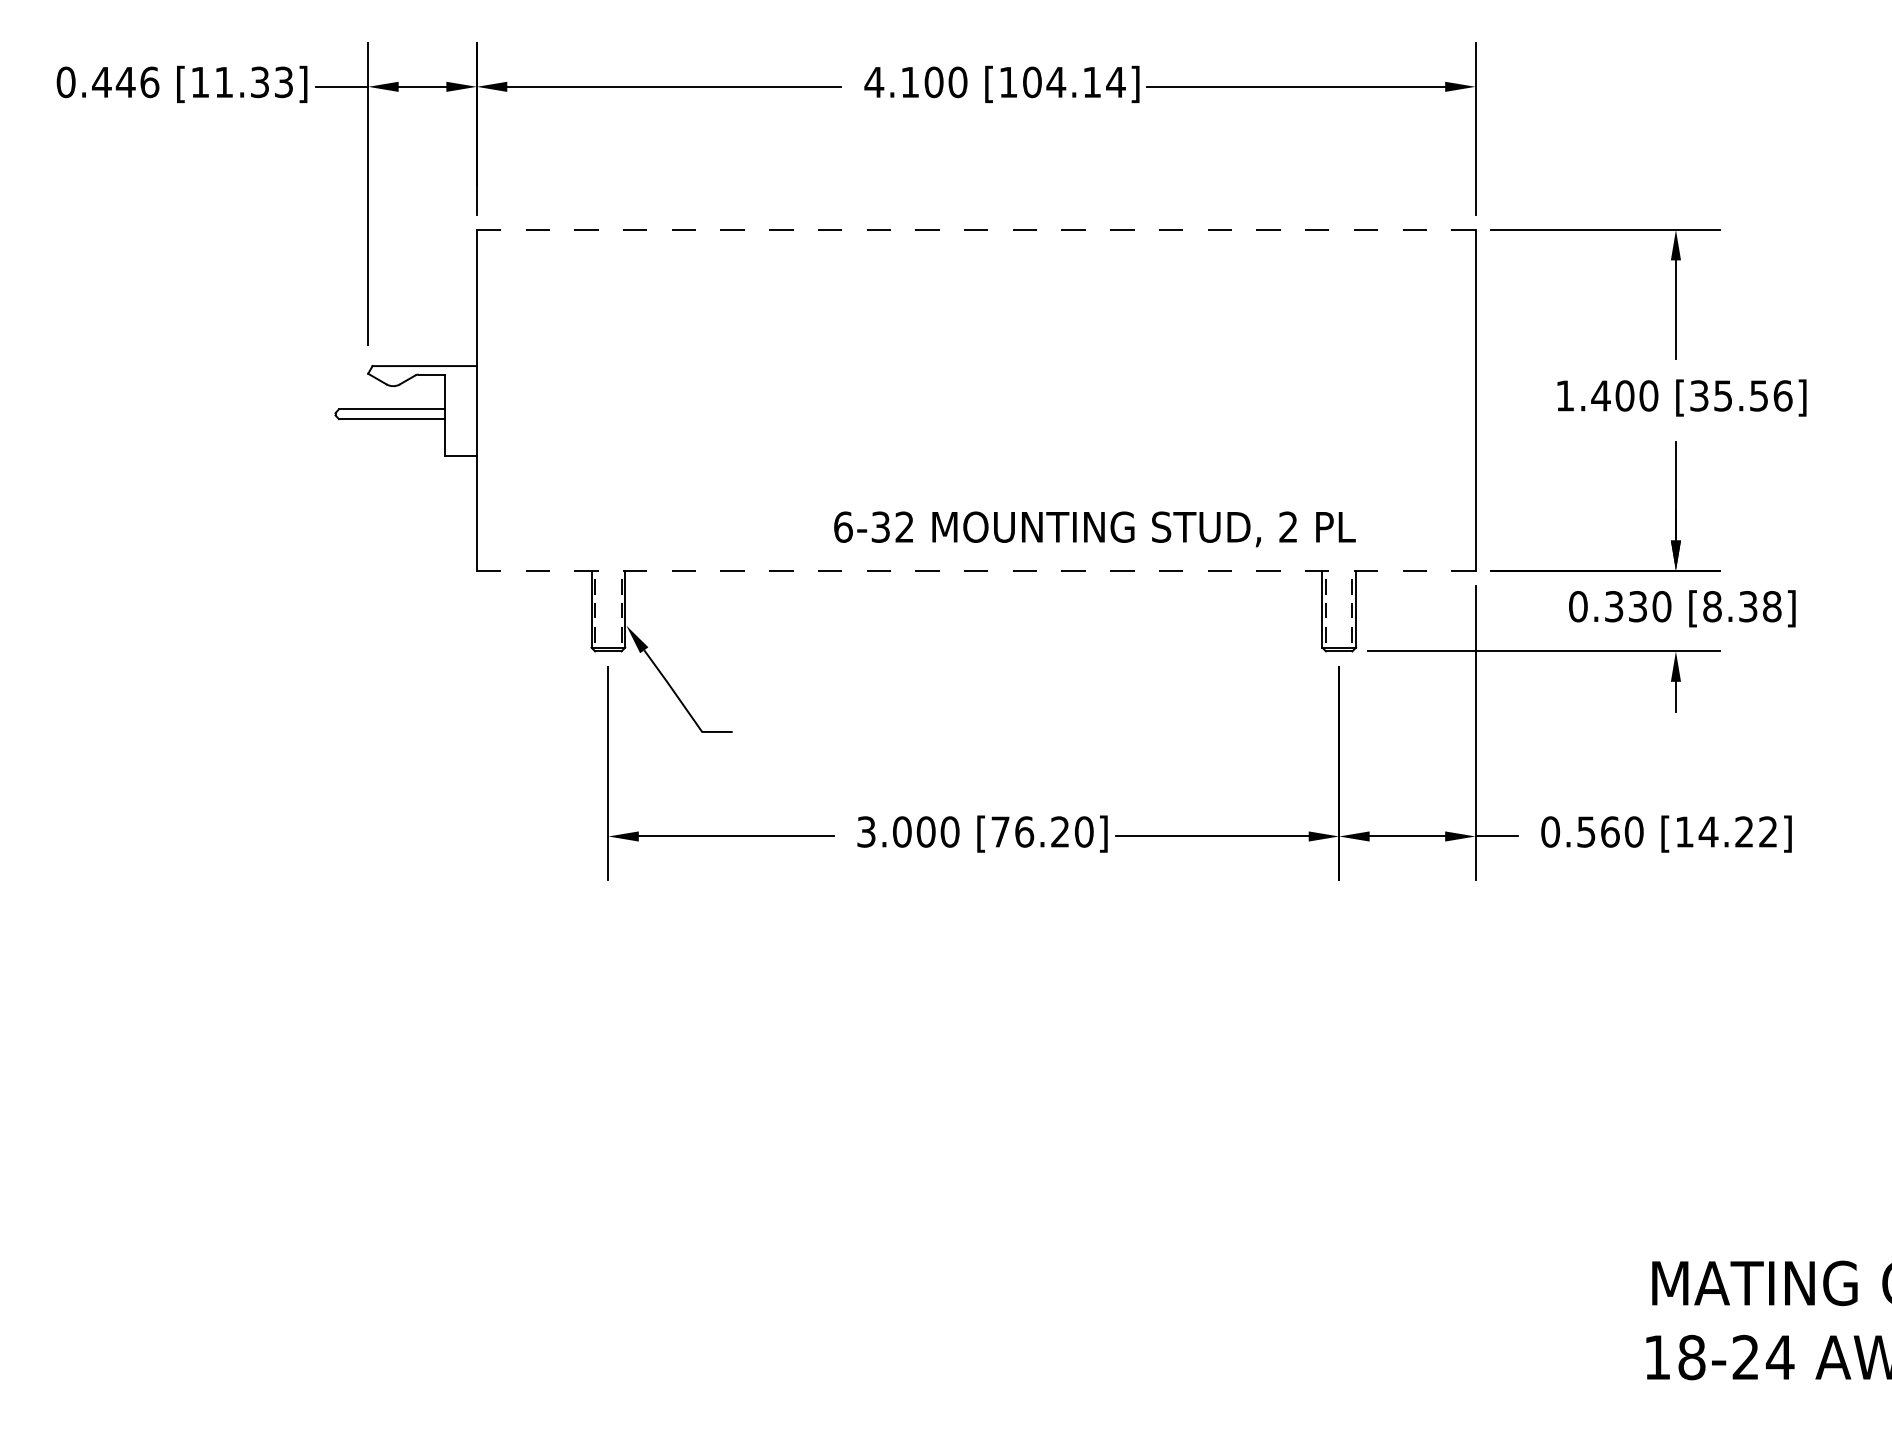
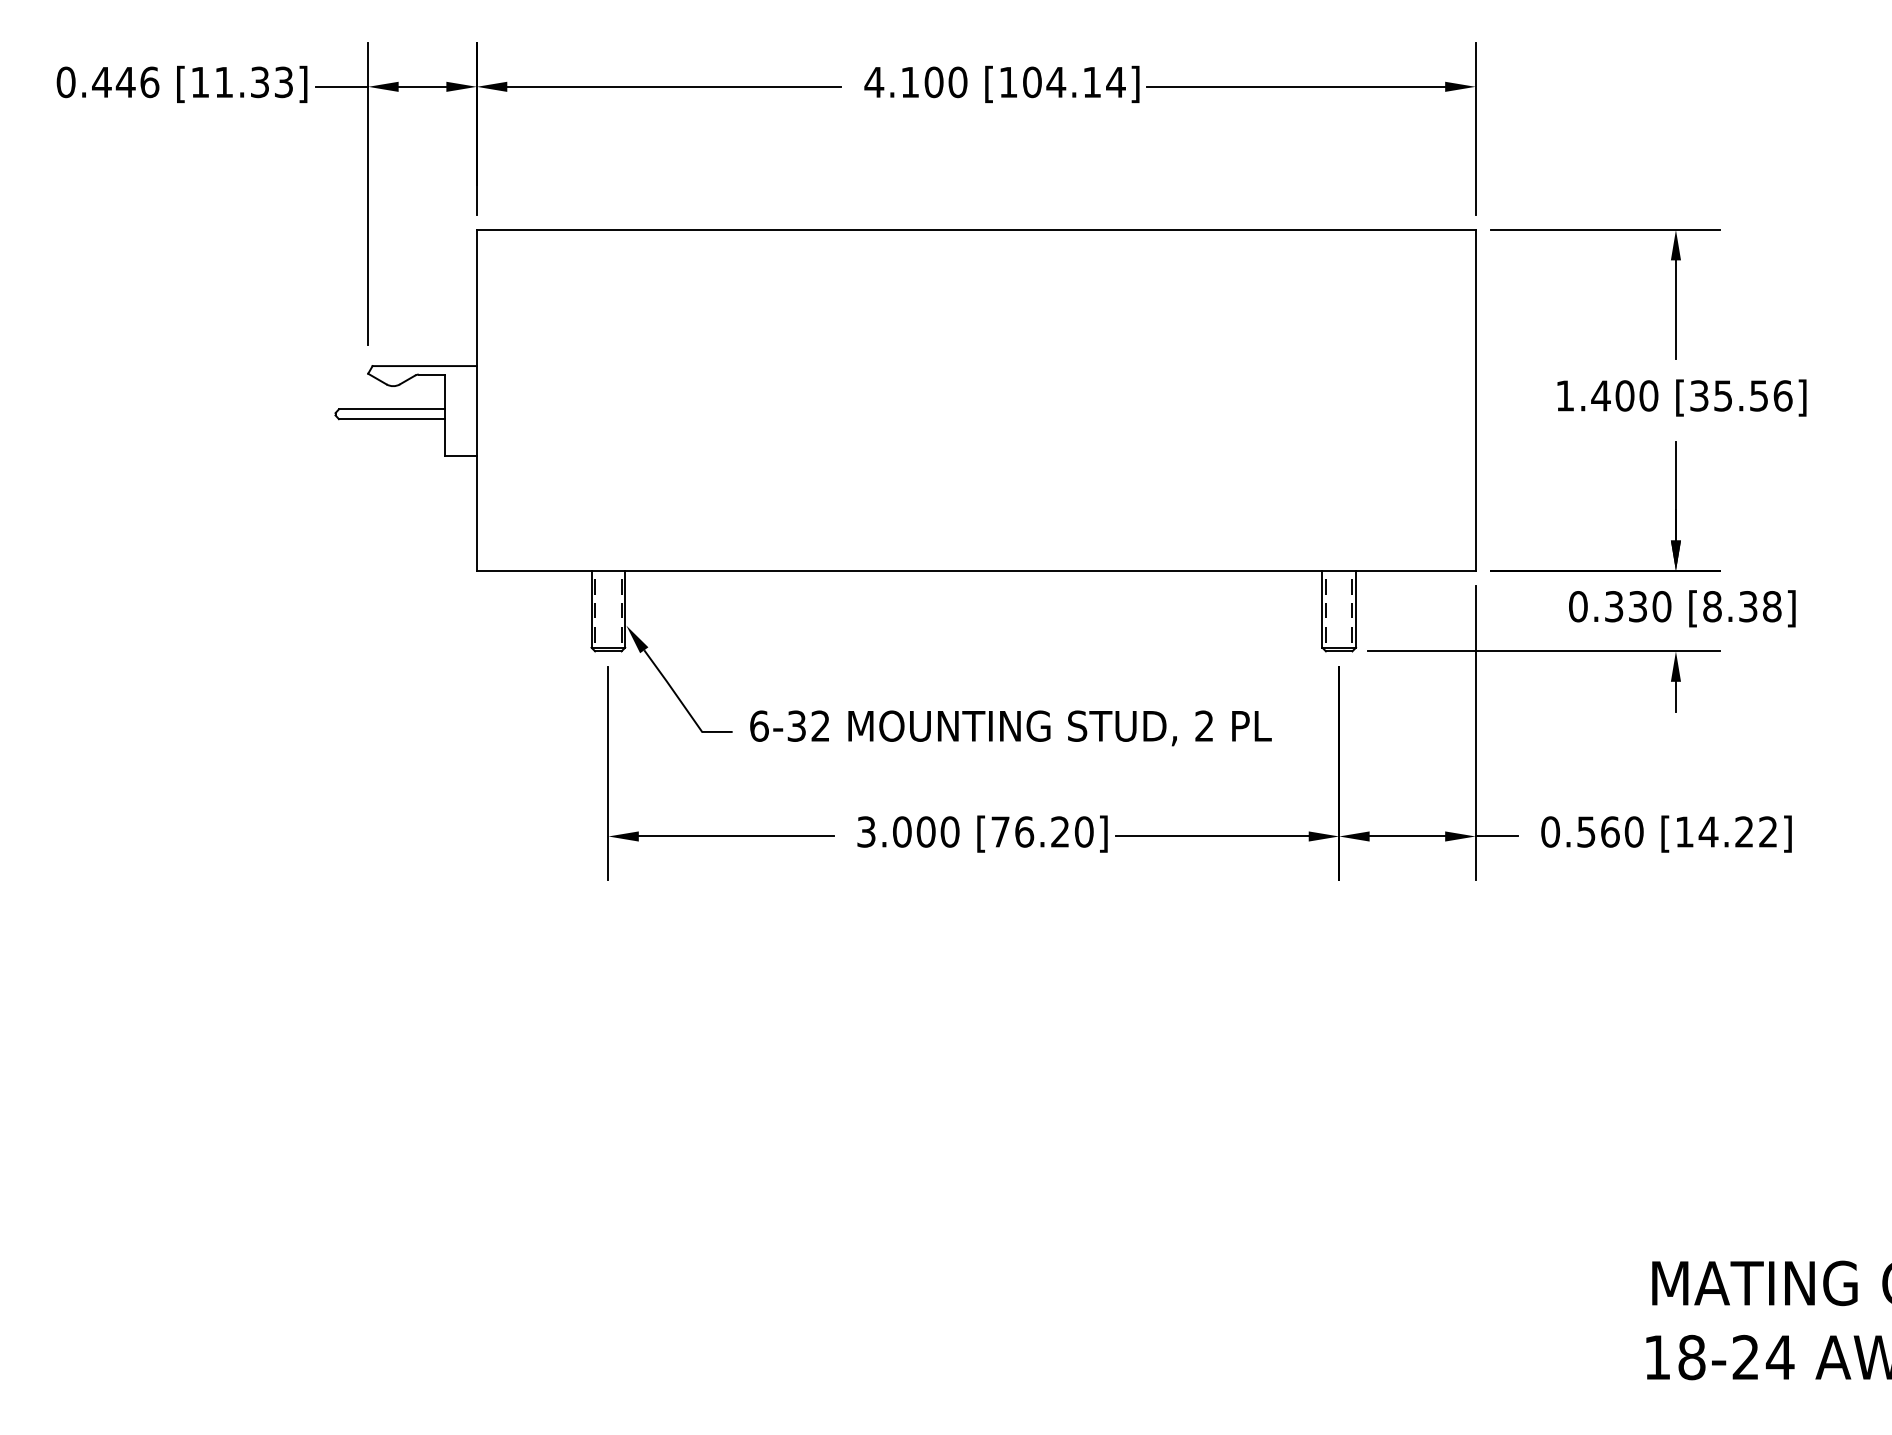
line: dashed -> solid (976, 229)
text position: (1094, 529) -> (1010, 728) (1010, 728)
line: dashed -> solid (976, 570)
